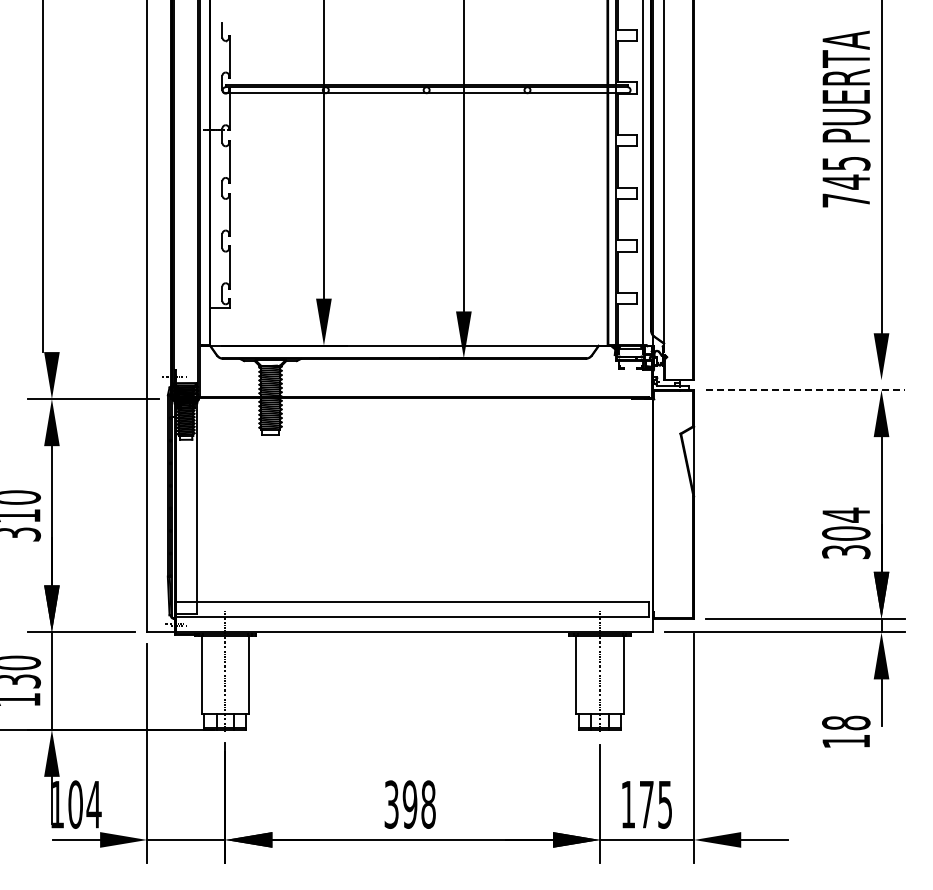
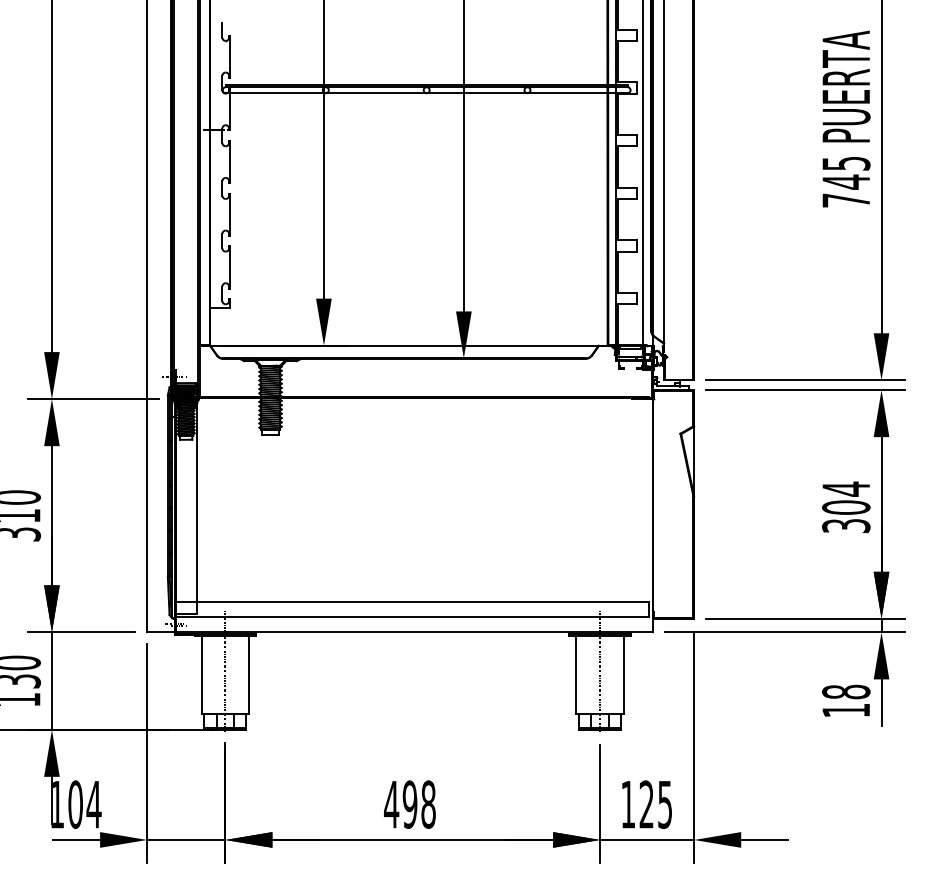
line position: (42, 177) -> (51, 177) (51, 177)
line: none -> present (805, 380)
line: dashed -> solid (805, 390)
text position: (846, 532) -> (846, 506) (846, 506)
text position: (846, 731) -> (846, 700) (846, 700)
text: 398 -> 498 (391, 804)
text: 175 -> 125 (646, 804)
